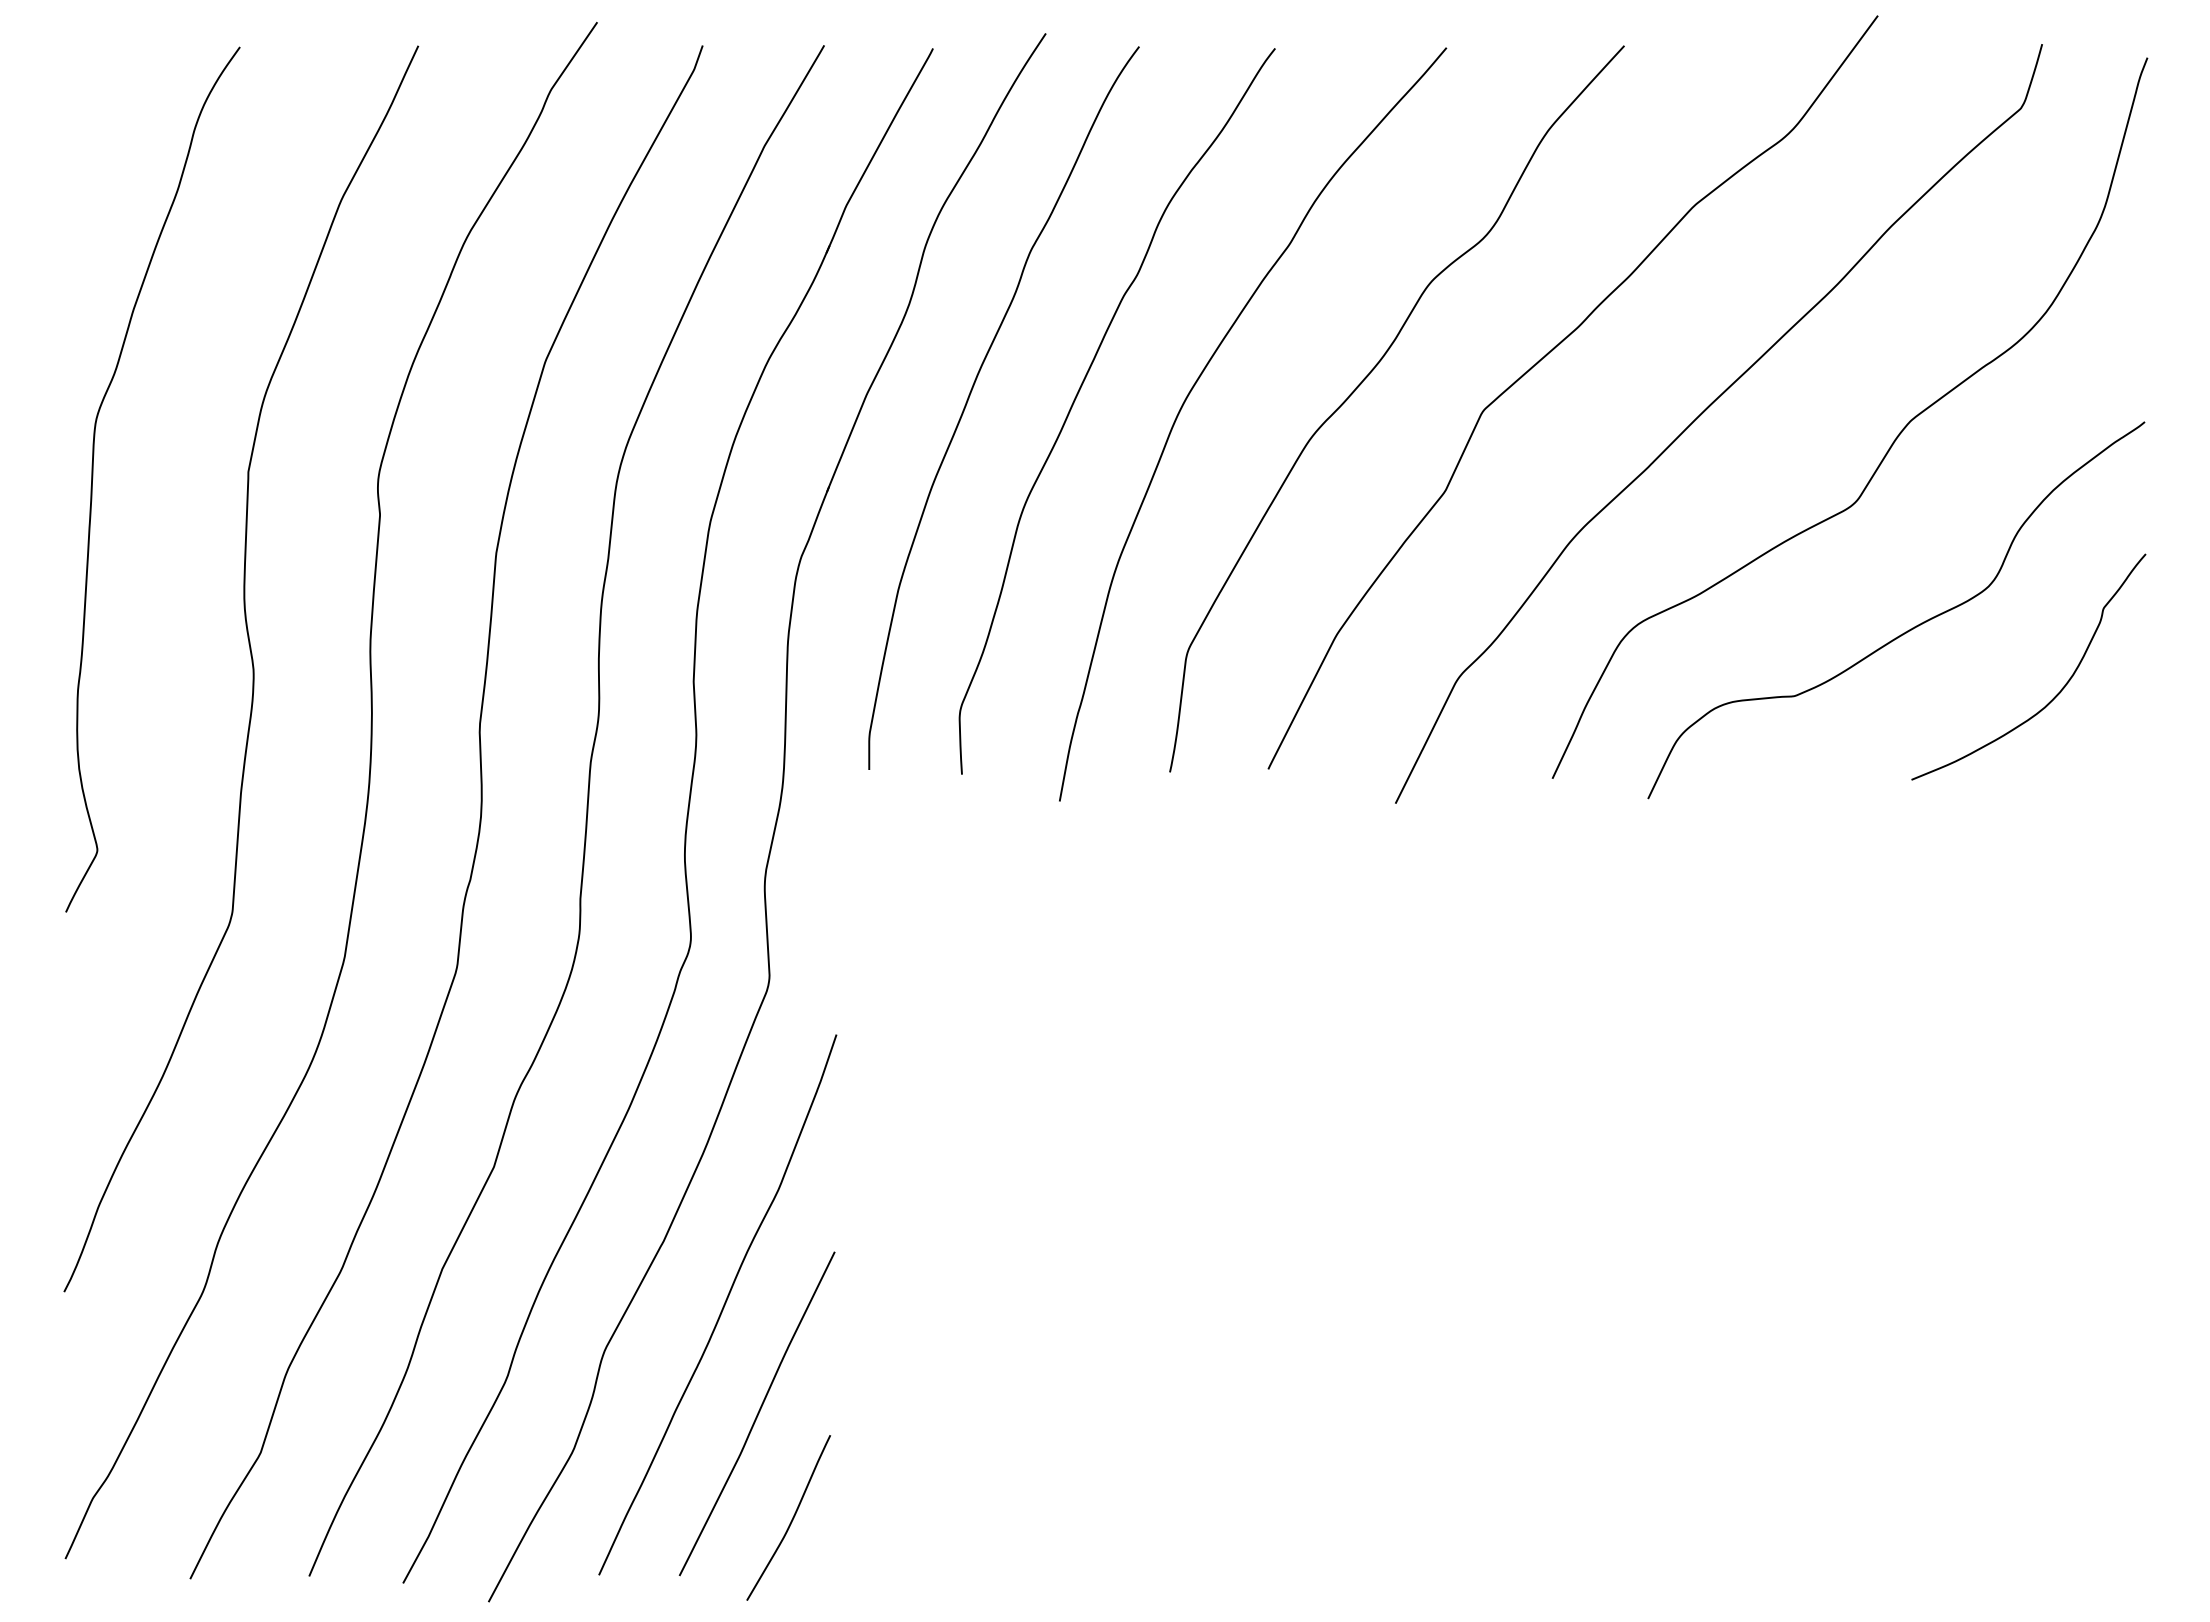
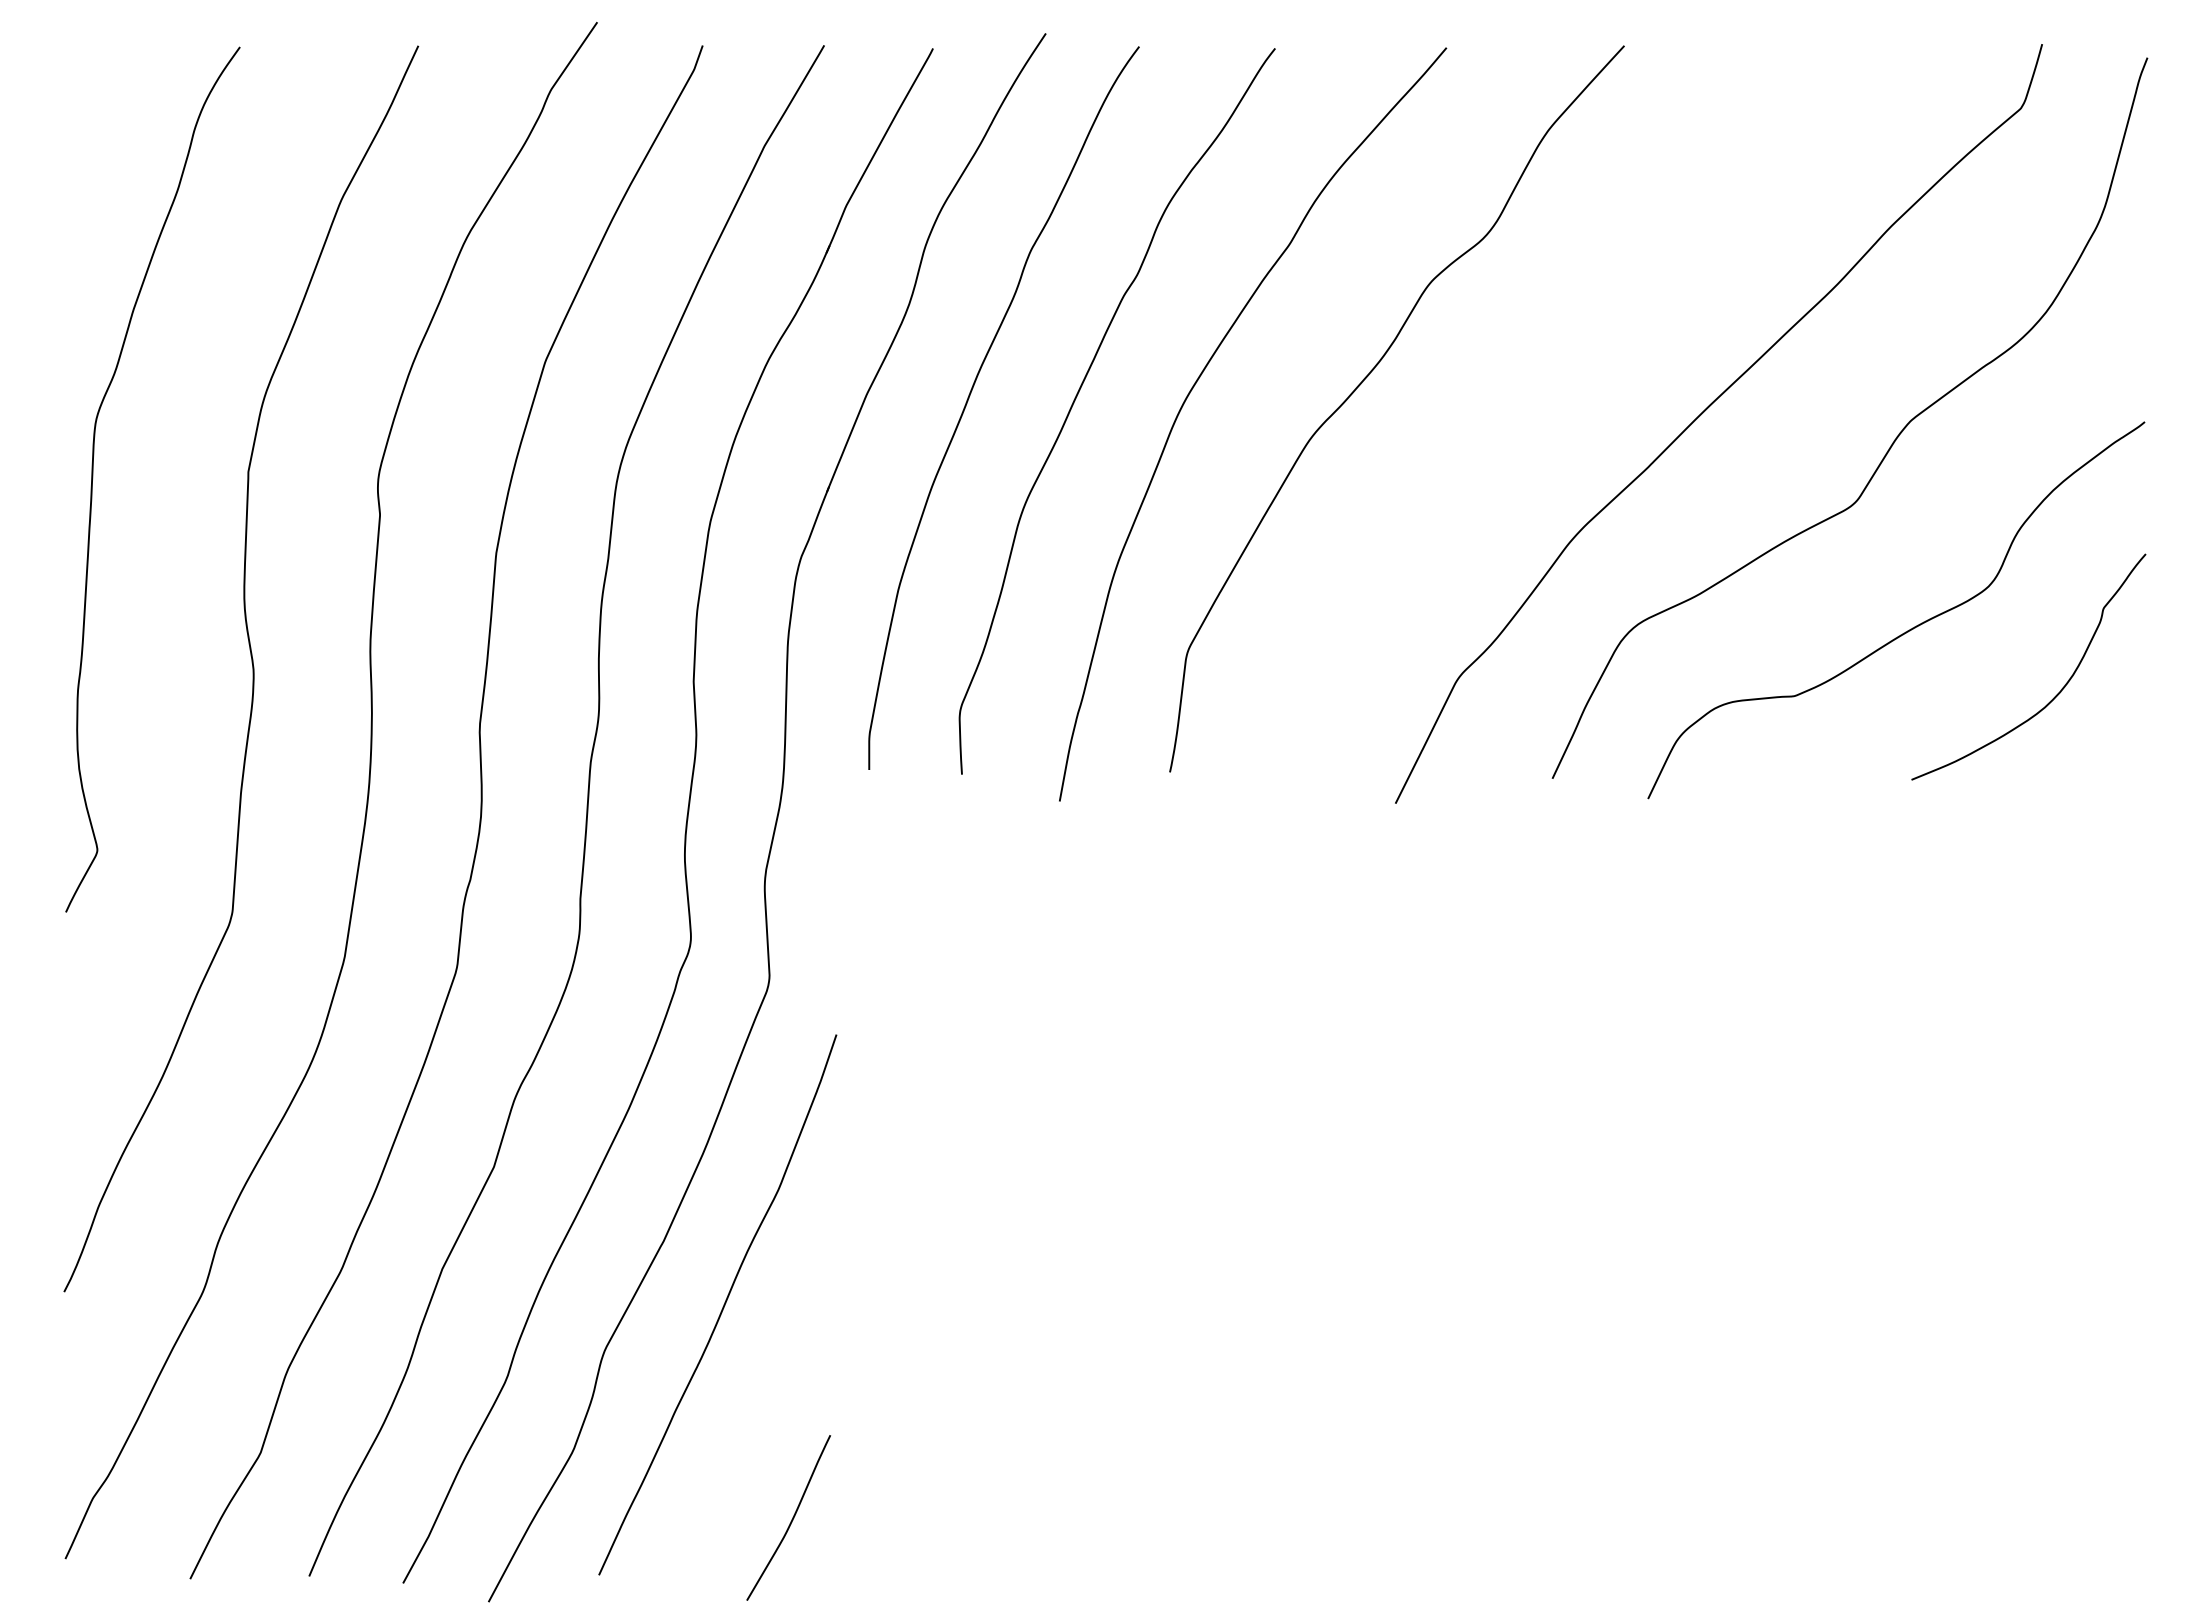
curve: present -> none (1544, 358)
curve: present -> none (757, 1413)
